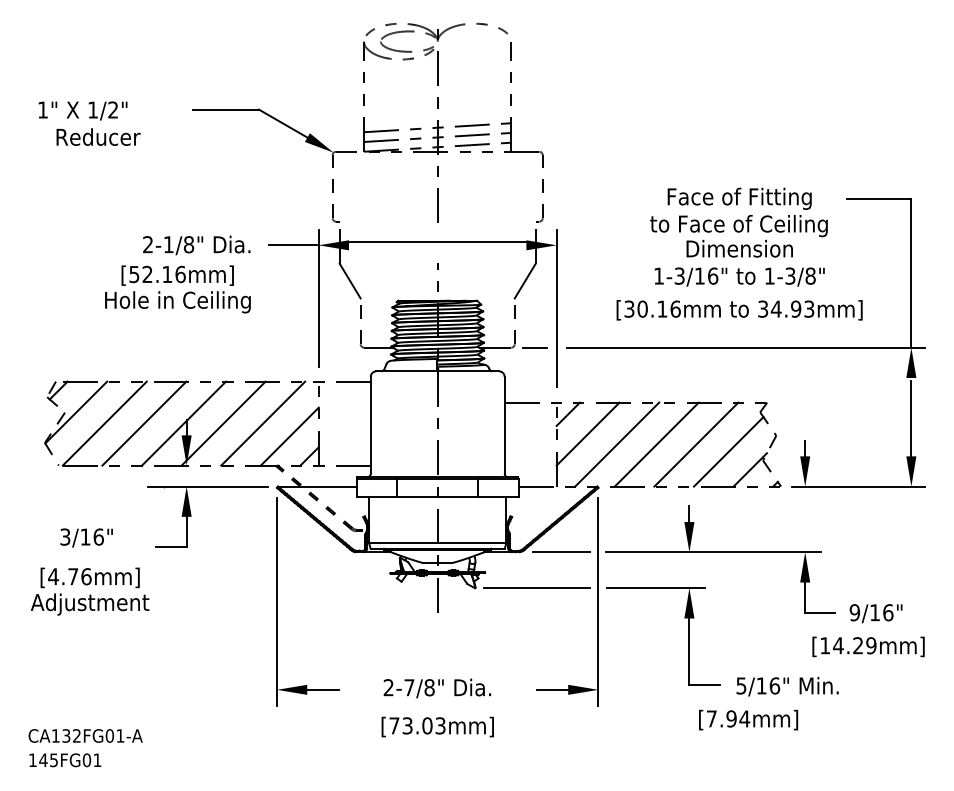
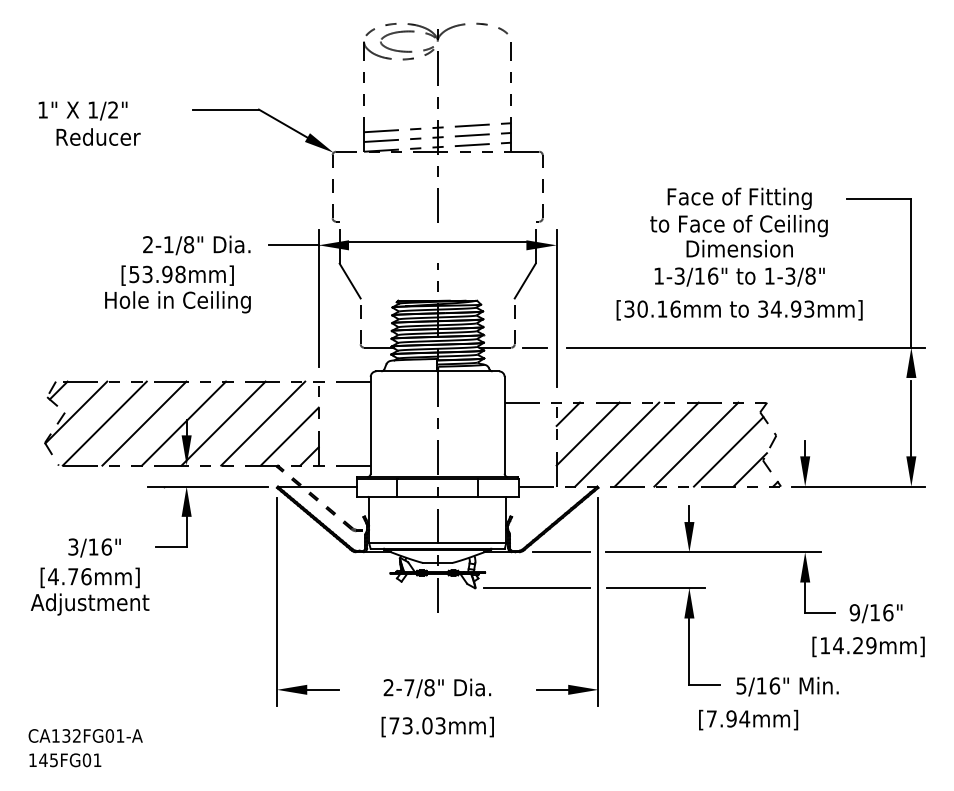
text: [52.16mm] -> [53.98mm] (163, 274)
text position: (86, 537) -> (94, 547) (94, 547)
